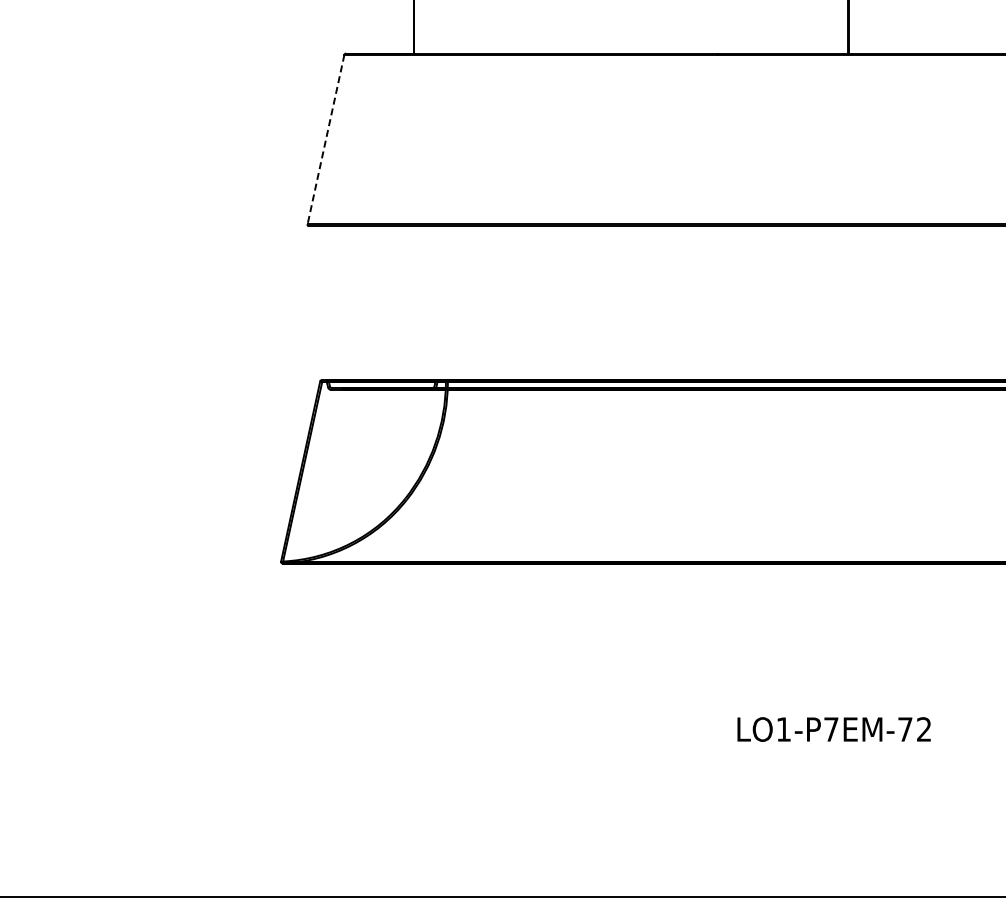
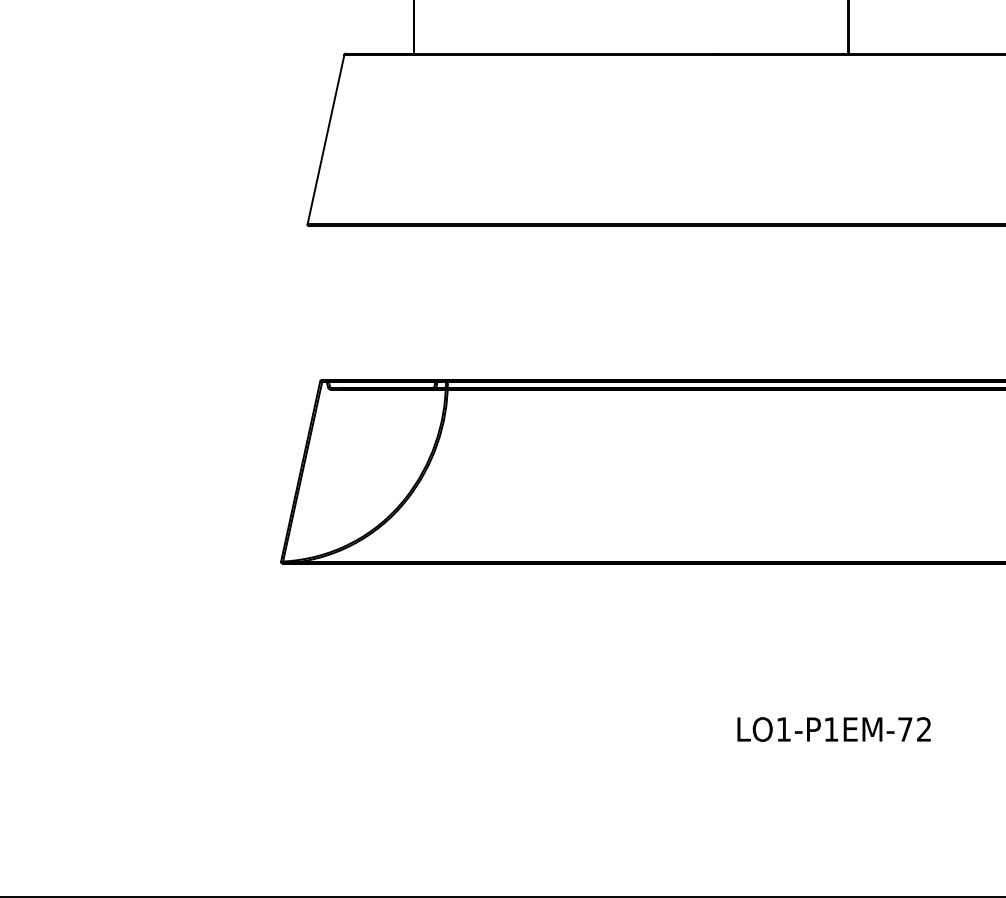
line: dashed -> solid (326, 139)
text: LO1-P7EM-72 -> LO1-P1EM-72 (831, 729)
